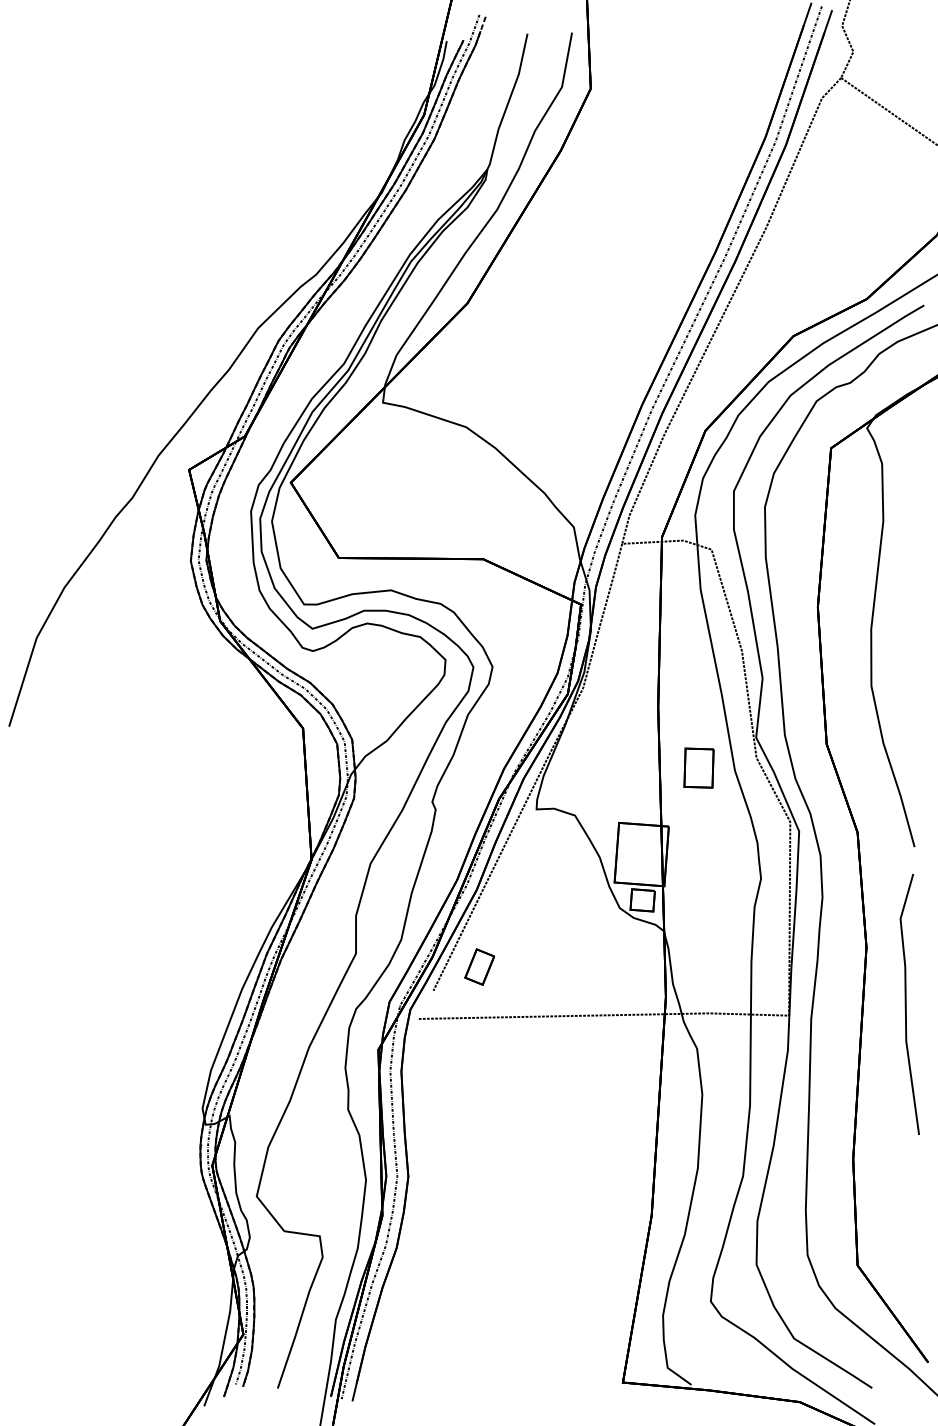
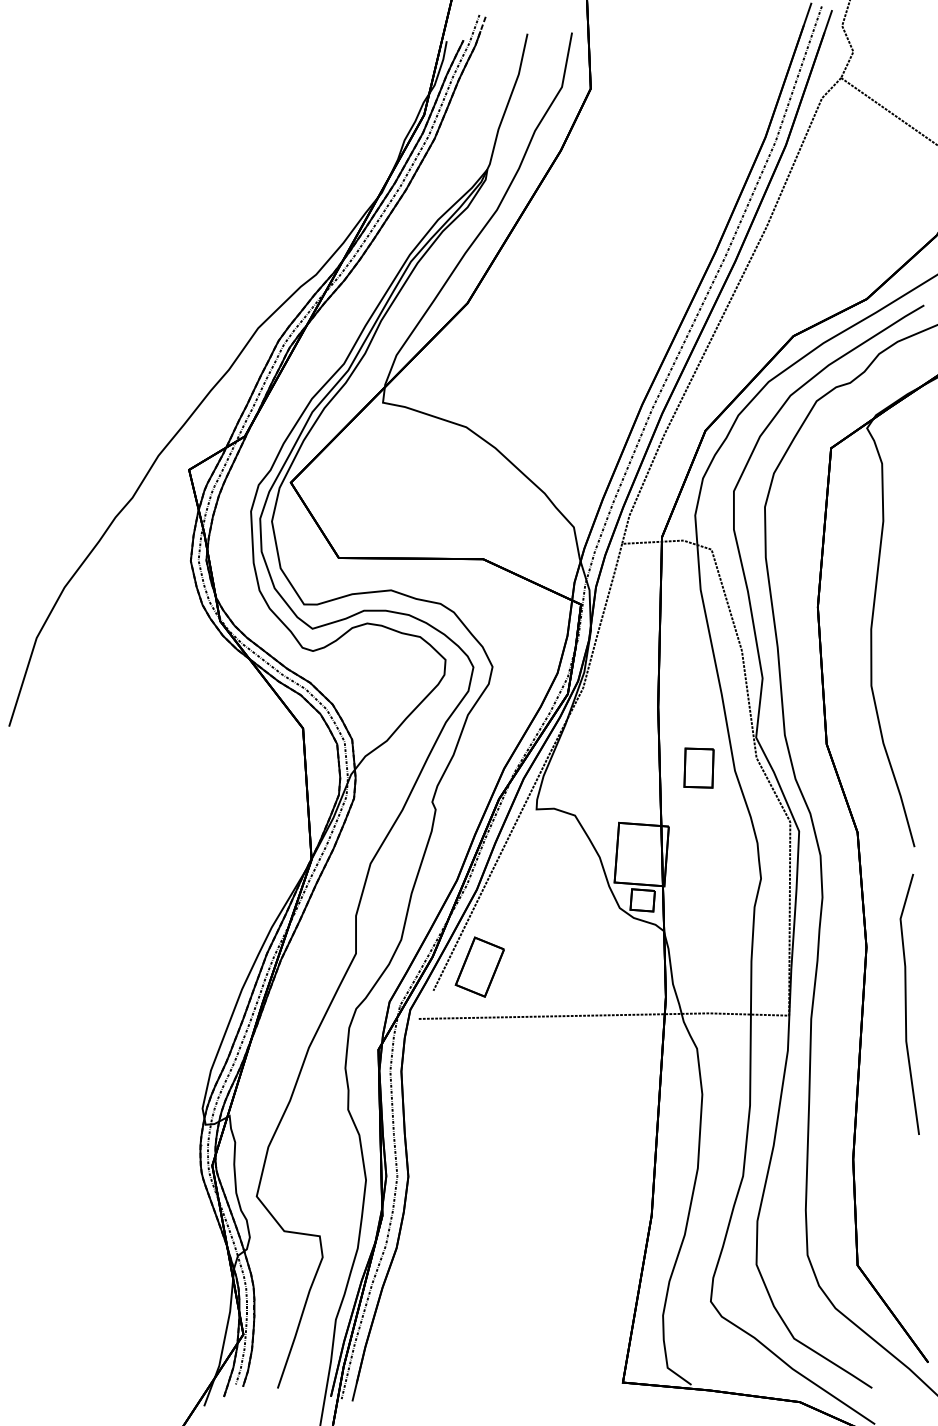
part size: 31x38 px -> 51x62 px (479, 966)
